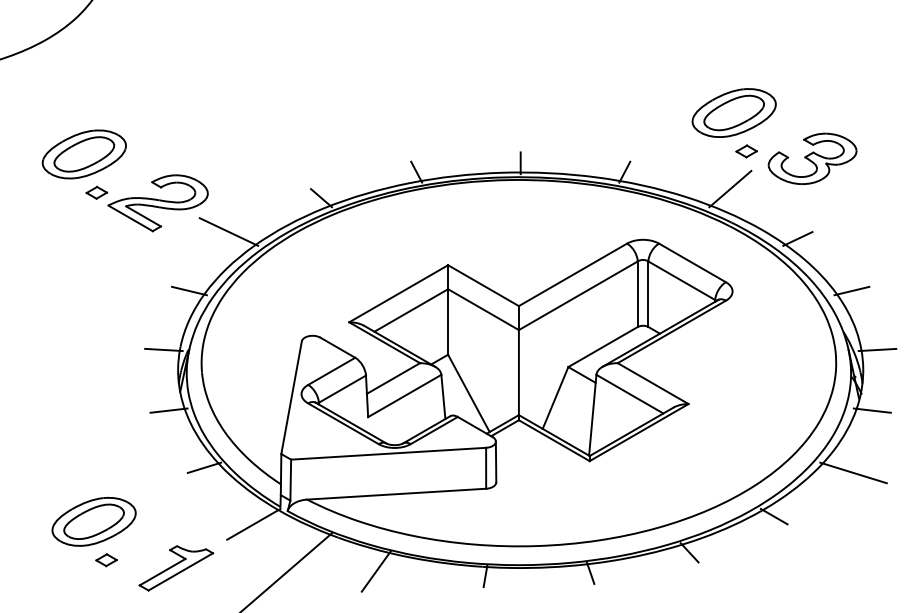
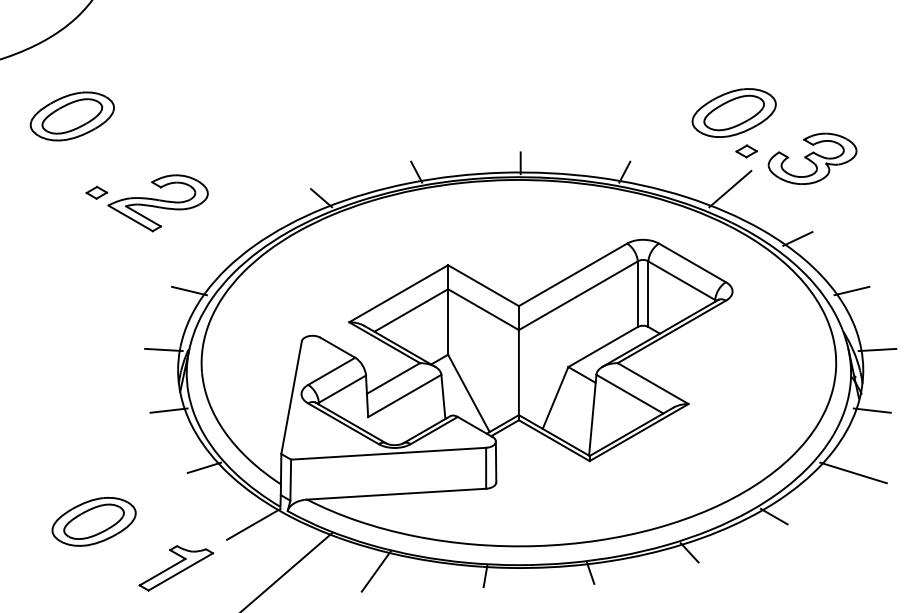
part position: (83, 154) -> (71, 116) (71, 116)
line: present -> none (228, 231)
part: present -> none (106, 560)
